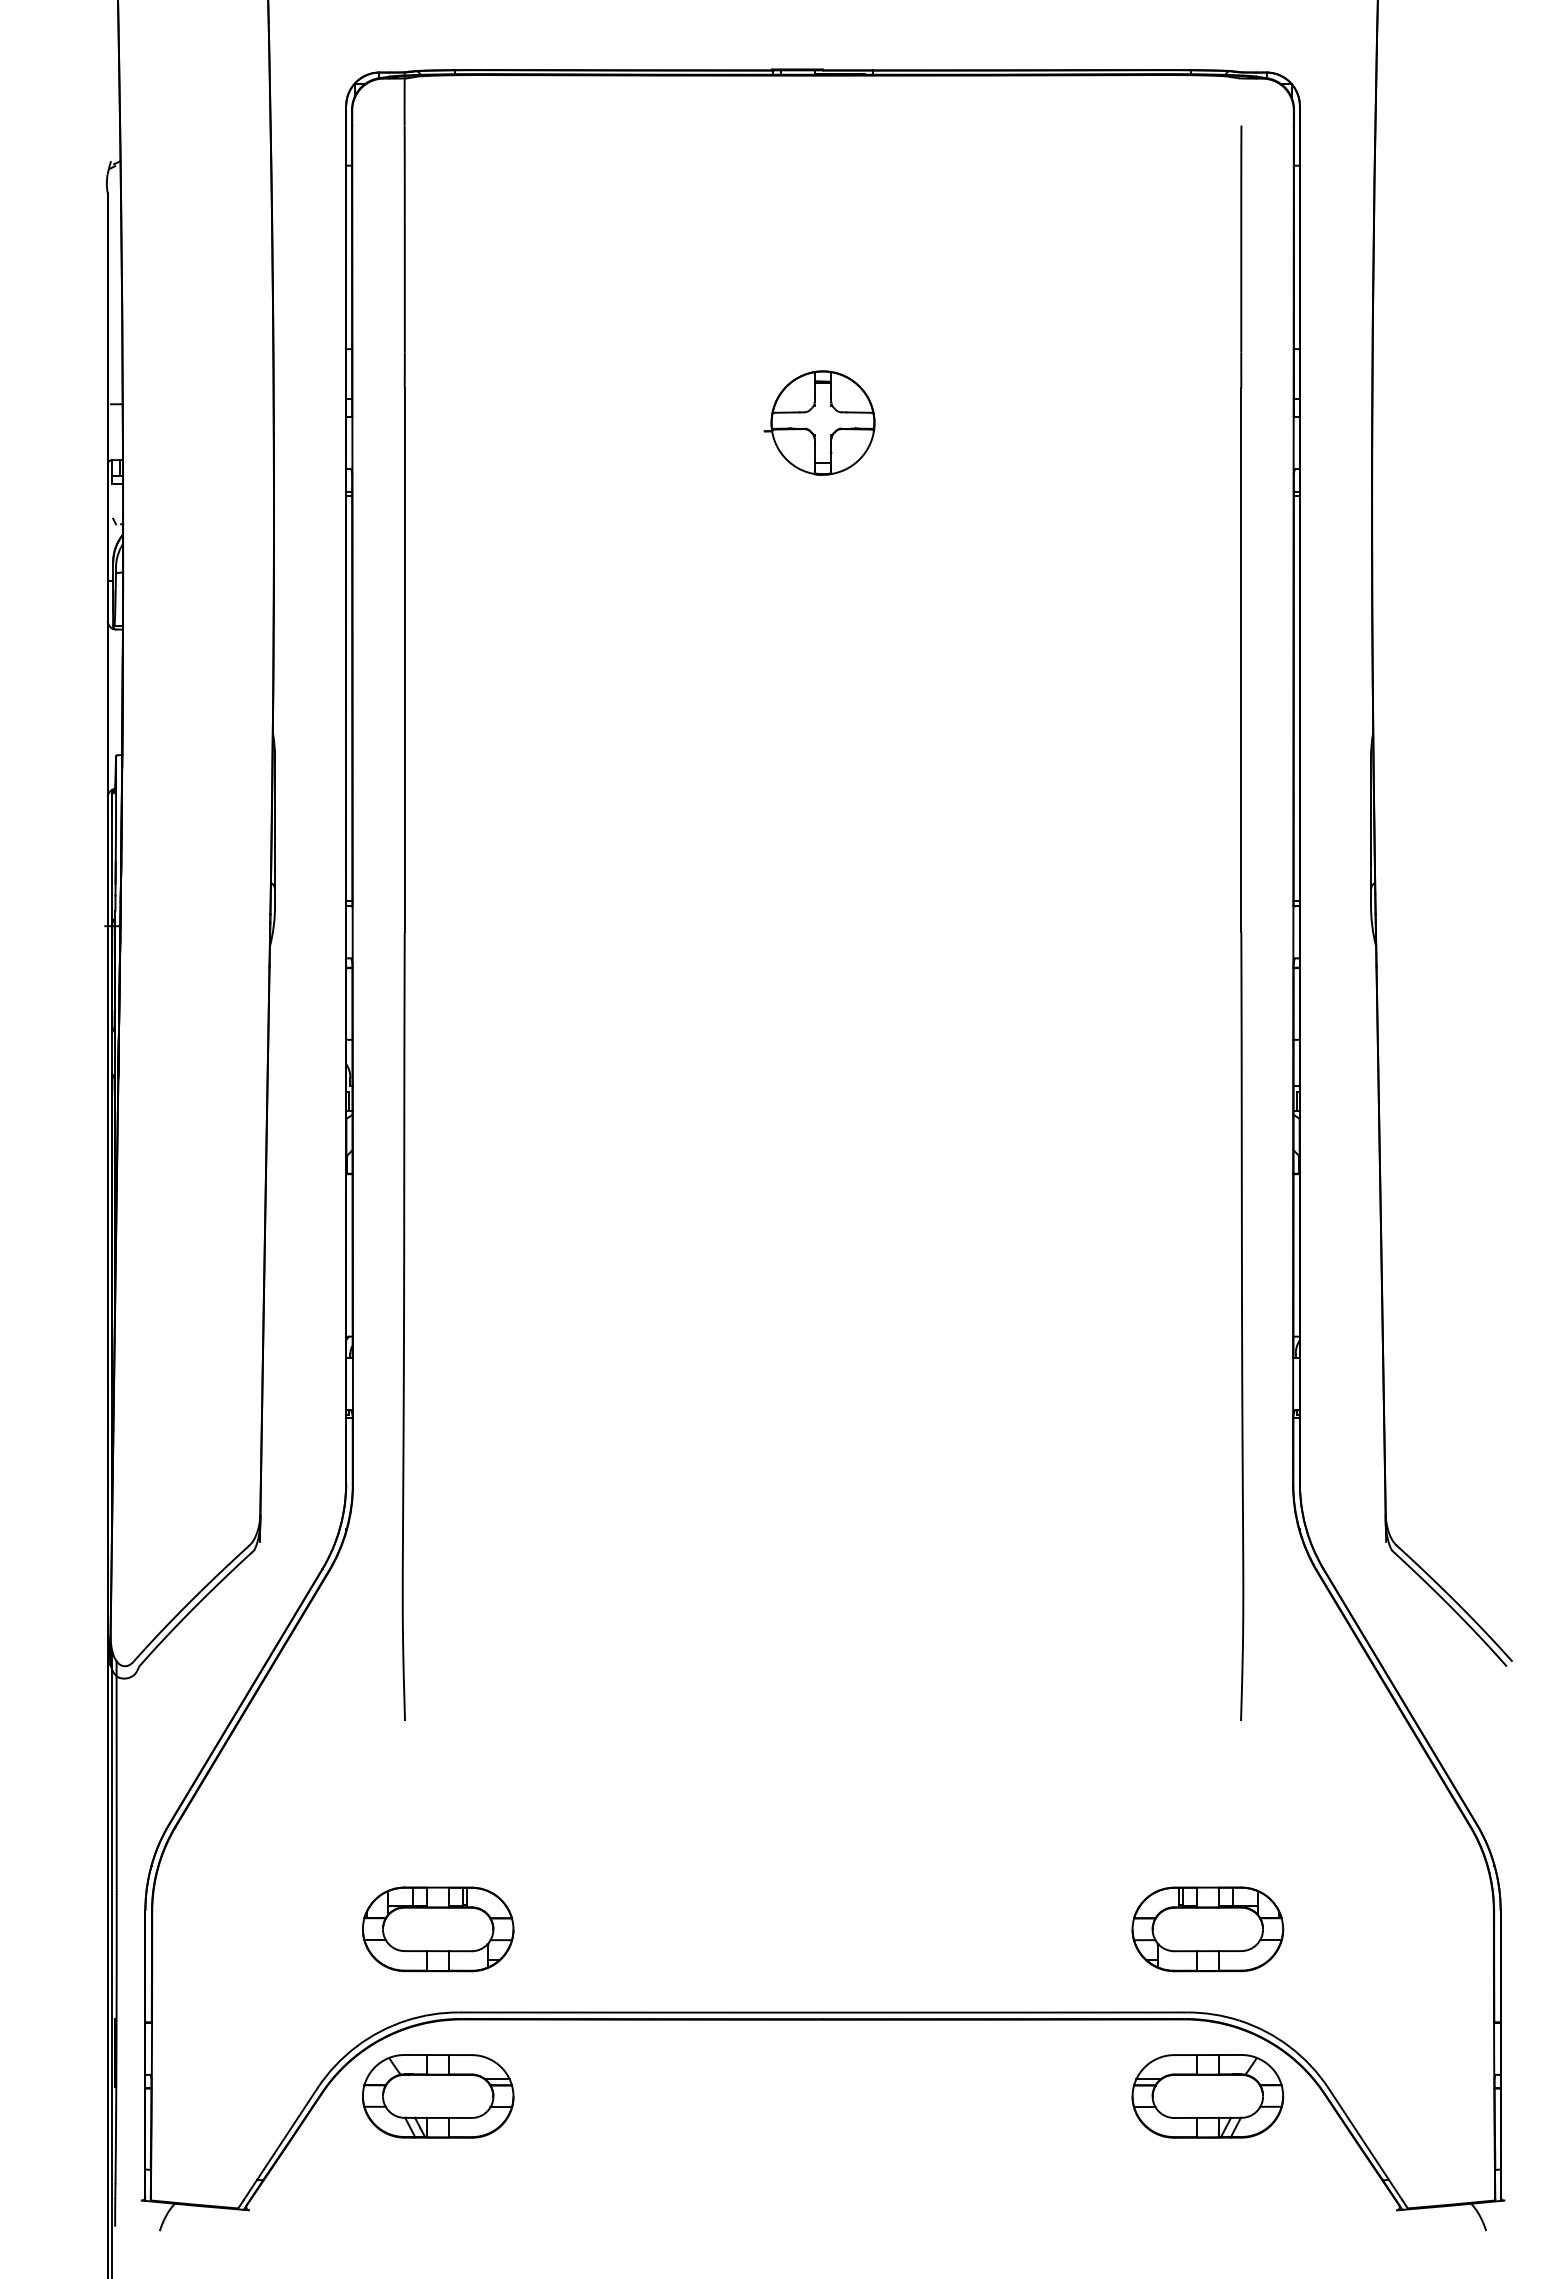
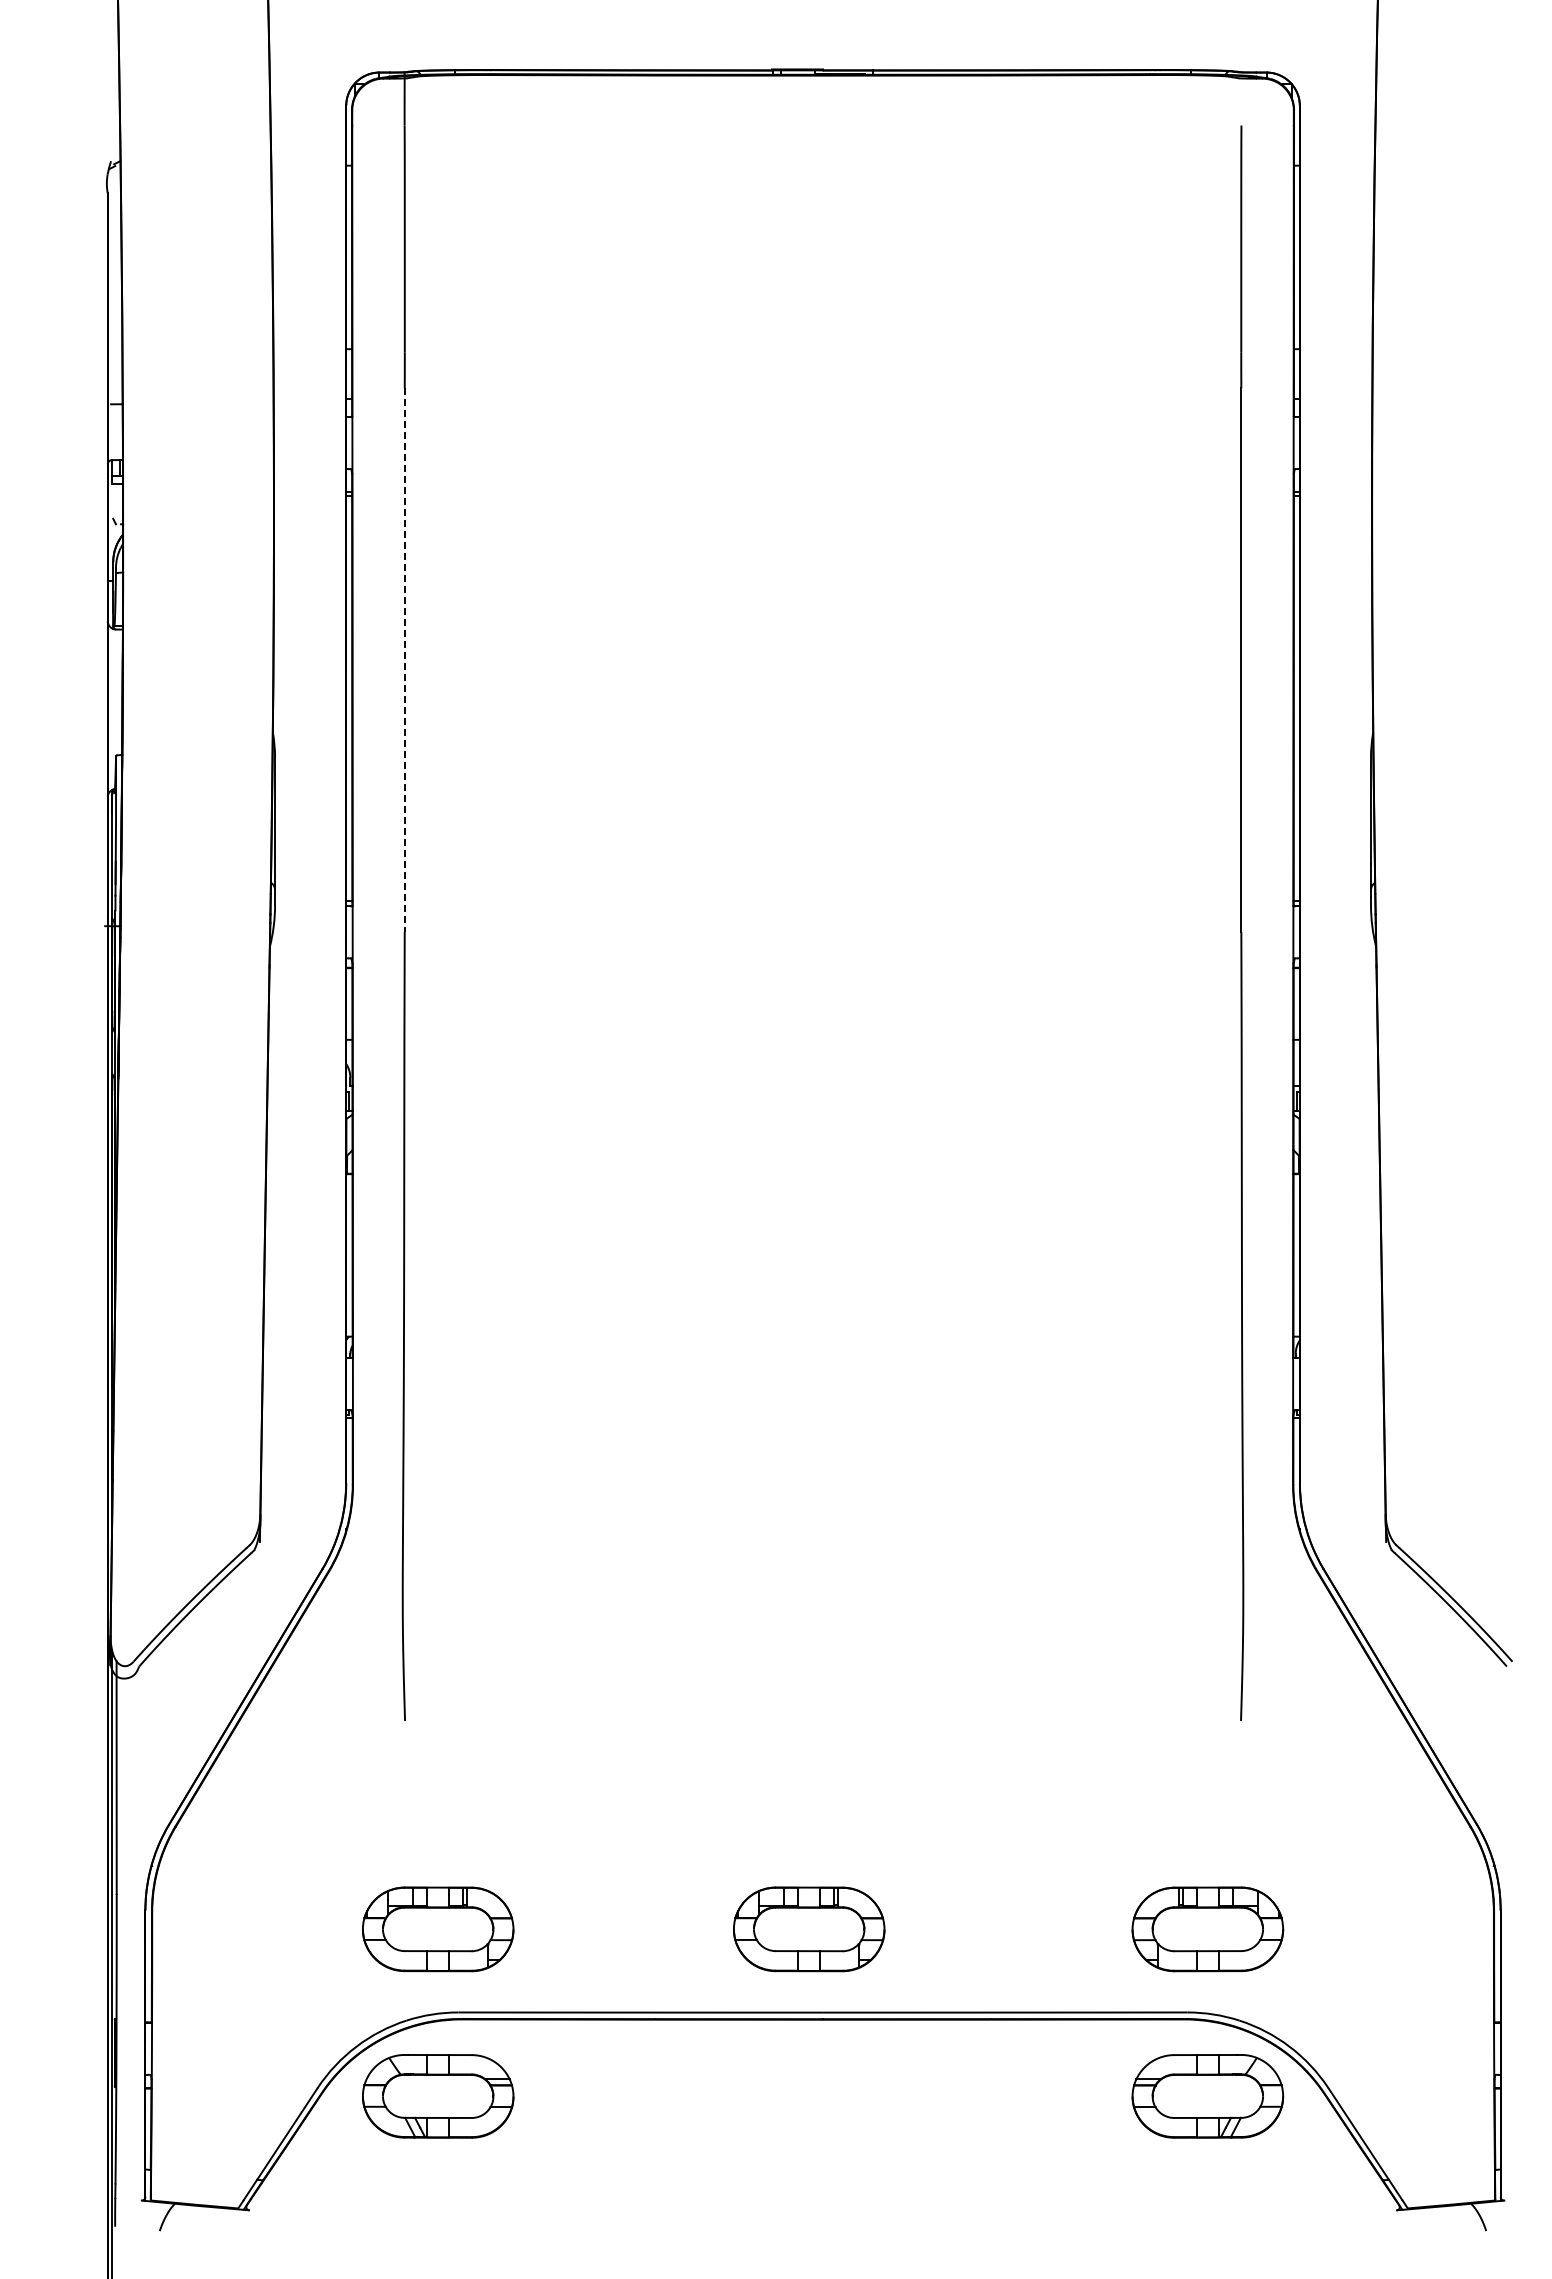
part: present -> none (819, 422)
line: solid -> dashed (404, 660)
part: none -> present (809, 1929)
